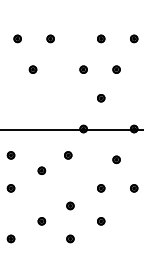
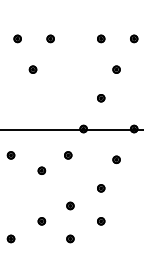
part: present -> none (83, 69)
part: present -> none (10, 188)
part: present -> none (134, 188)
